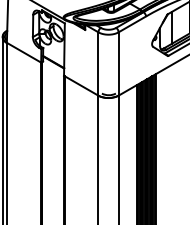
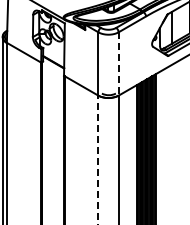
line: solid -> dashed (118, 63)
line: solid -> dashed (98, 159)
